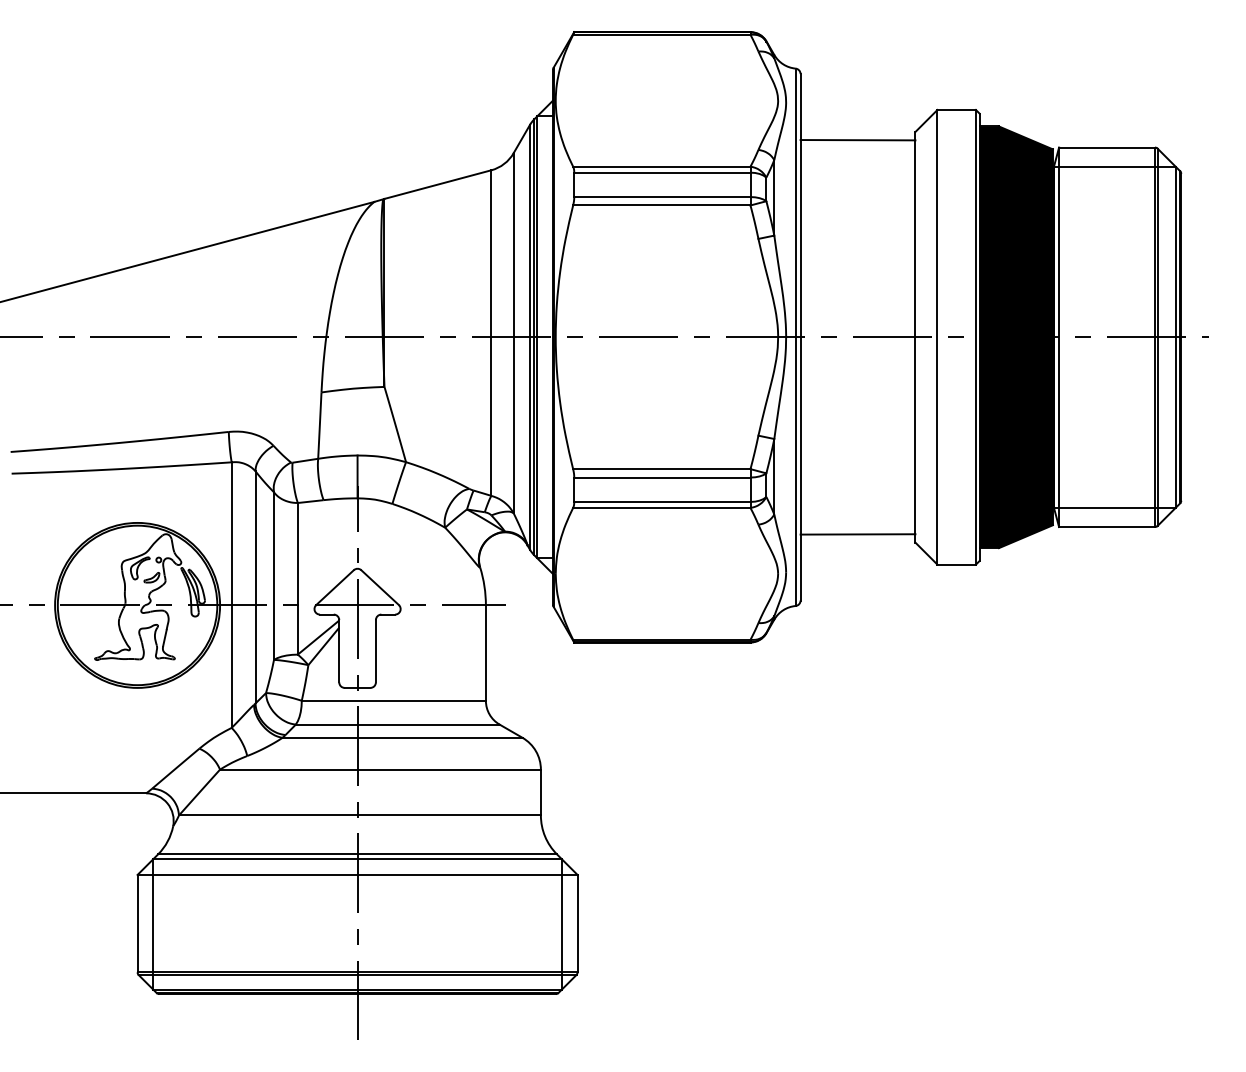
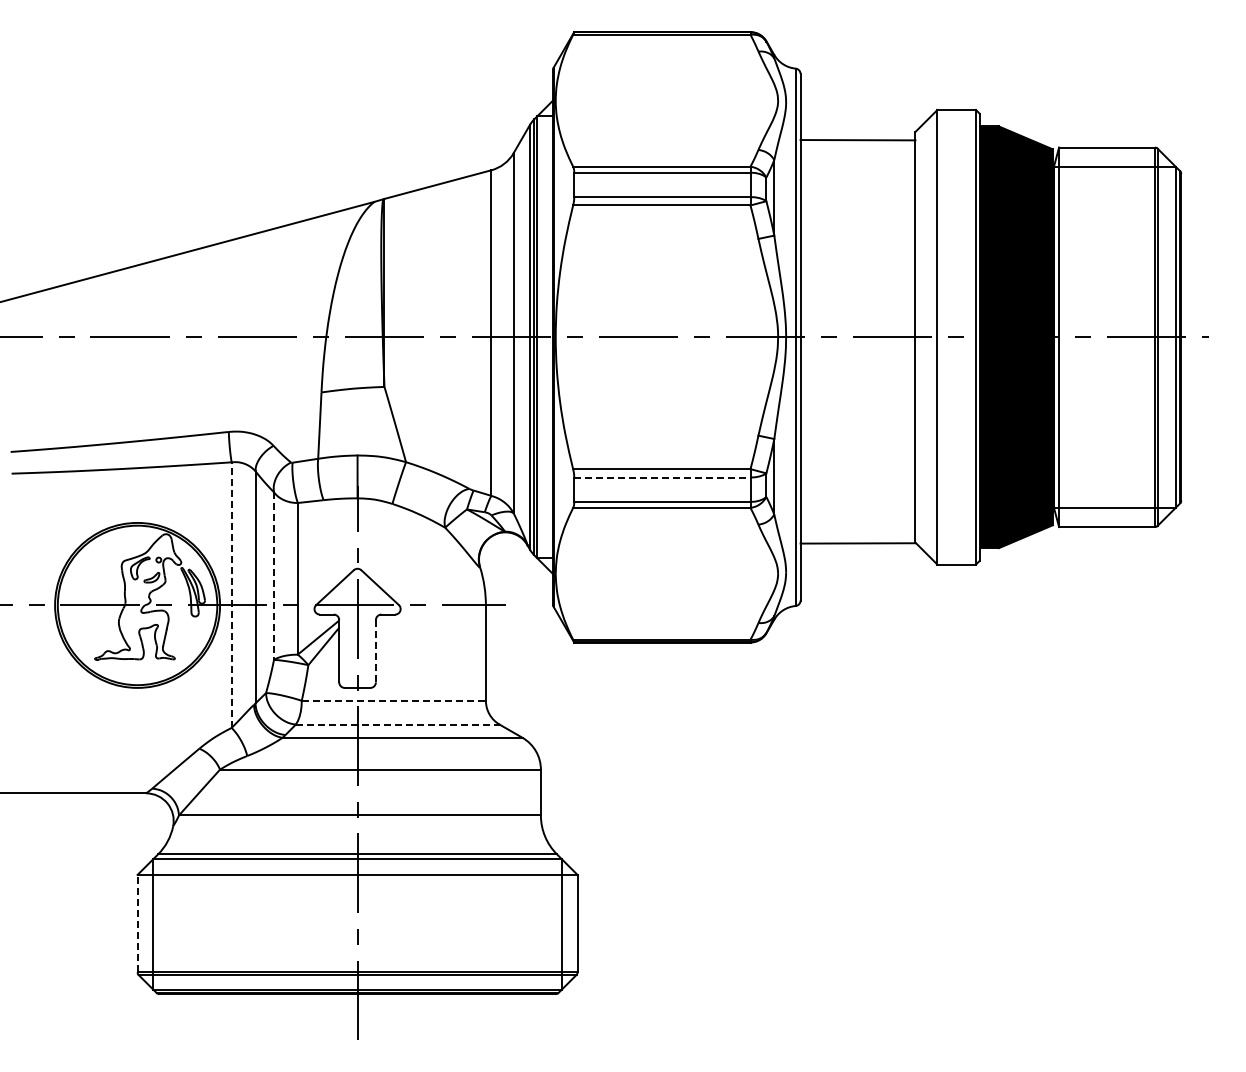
line: solid -> dashed (662, 477)
line position: (857, 534) -> (857, 543) (857, 543)
line: solid -> dashed (274, 576)
line: solid -> dashed (231, 595)
line: solid -> dashed (375, 650)
line: solid -> dashed (394, 700)
line: solid -> dashed (397, 724)
line: solid -> dashed (137, 923)
